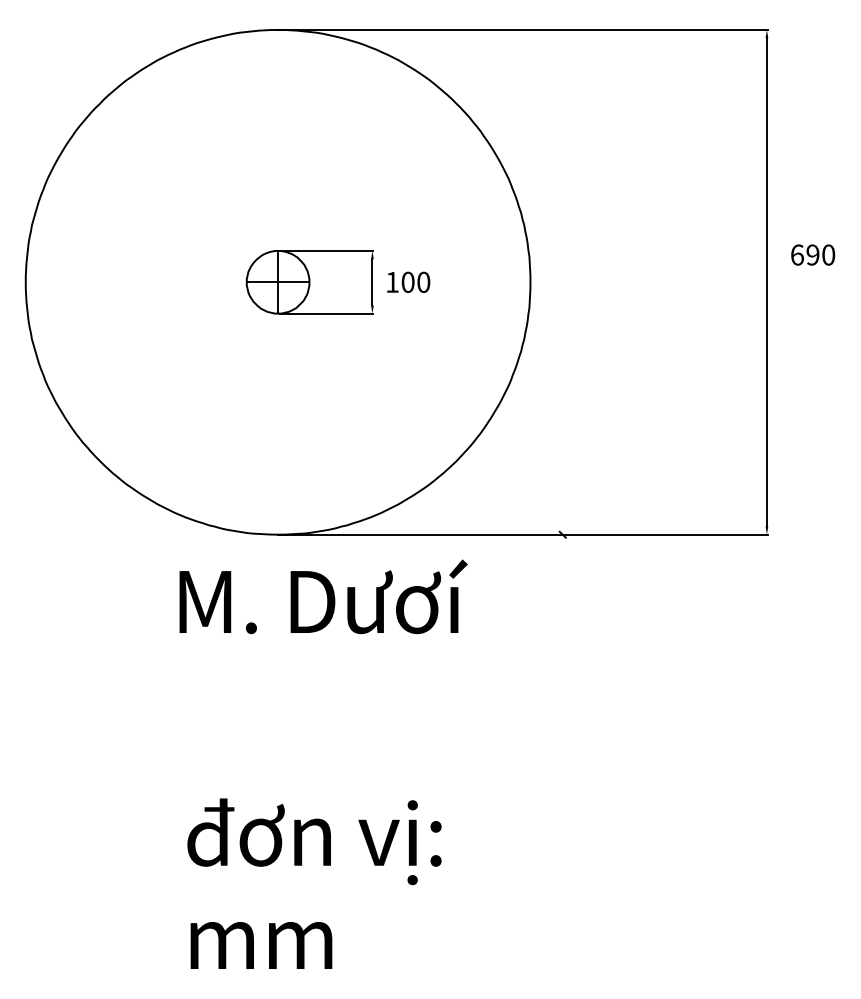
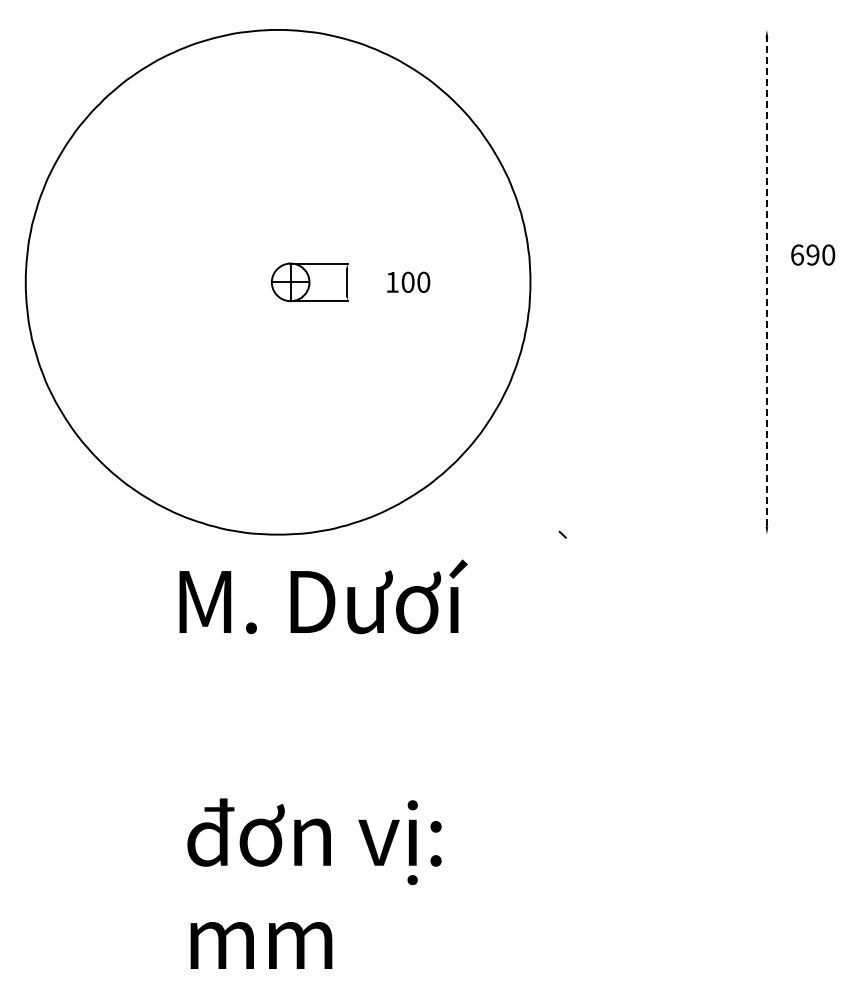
line: present -> none (521, 29)
line: solid -> dashed (766, 281)
part size: 129x65 px -> 78x41 px (309, 282)
line: present -> none (522, 534)
